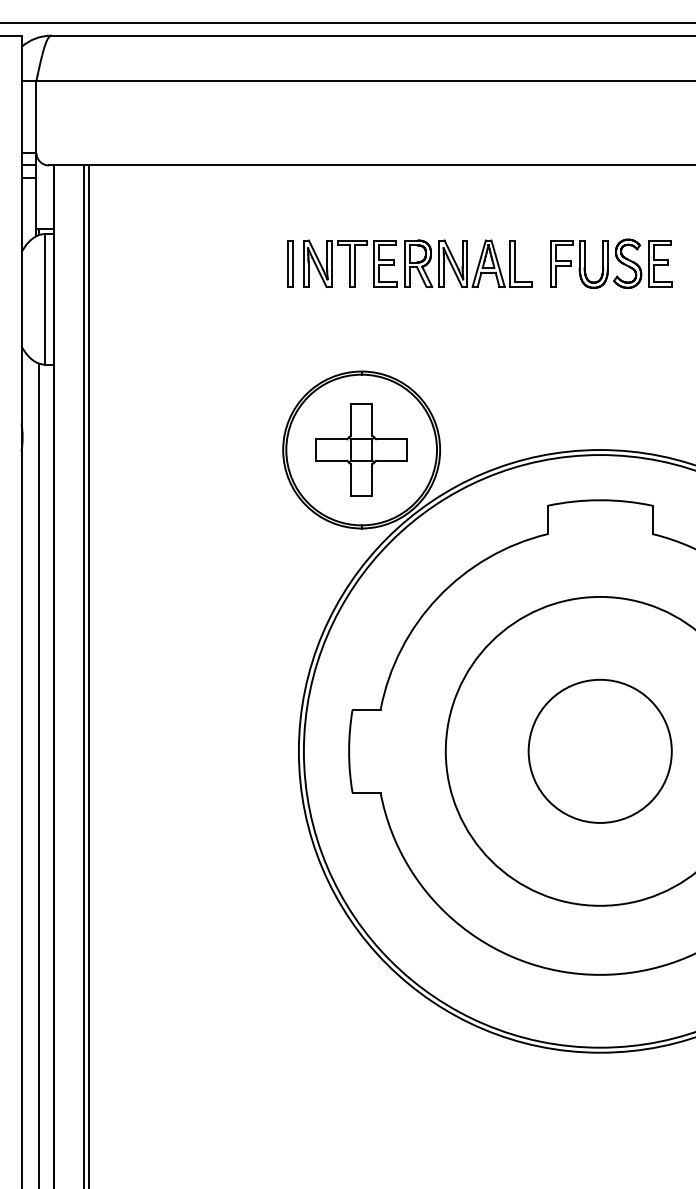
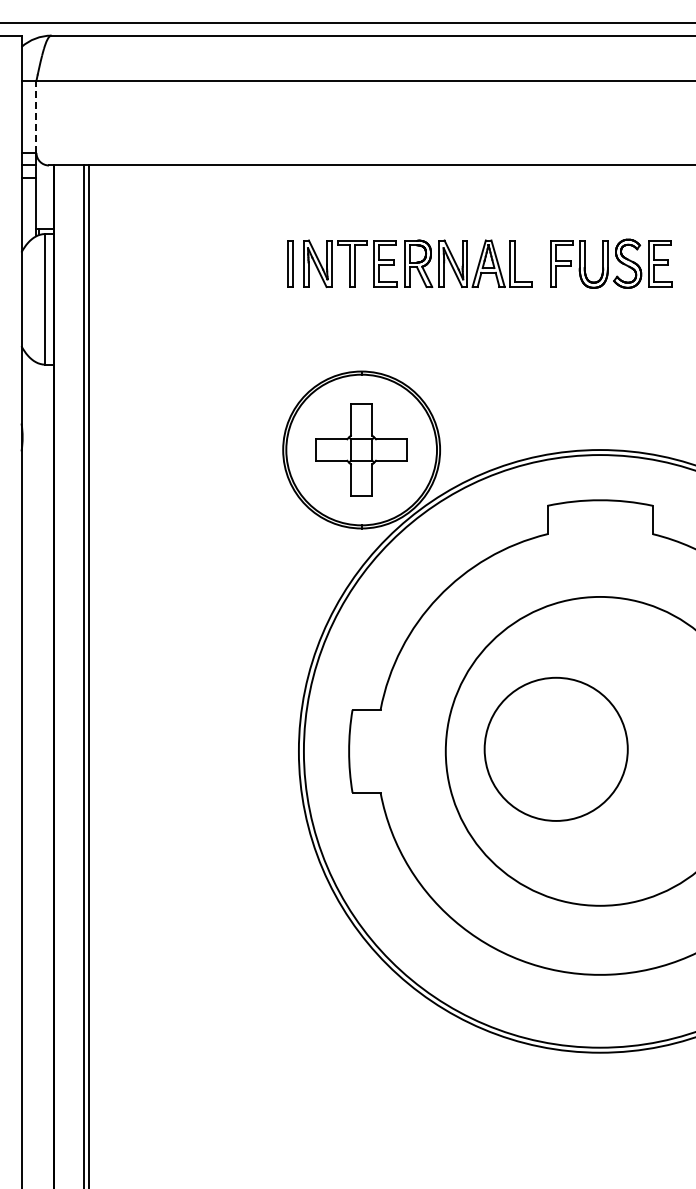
line: solid -> dashed (36, 116)
circle position: (599, 750) -> (555, 748) (555, 748)
line: present -> none (38, 774)
